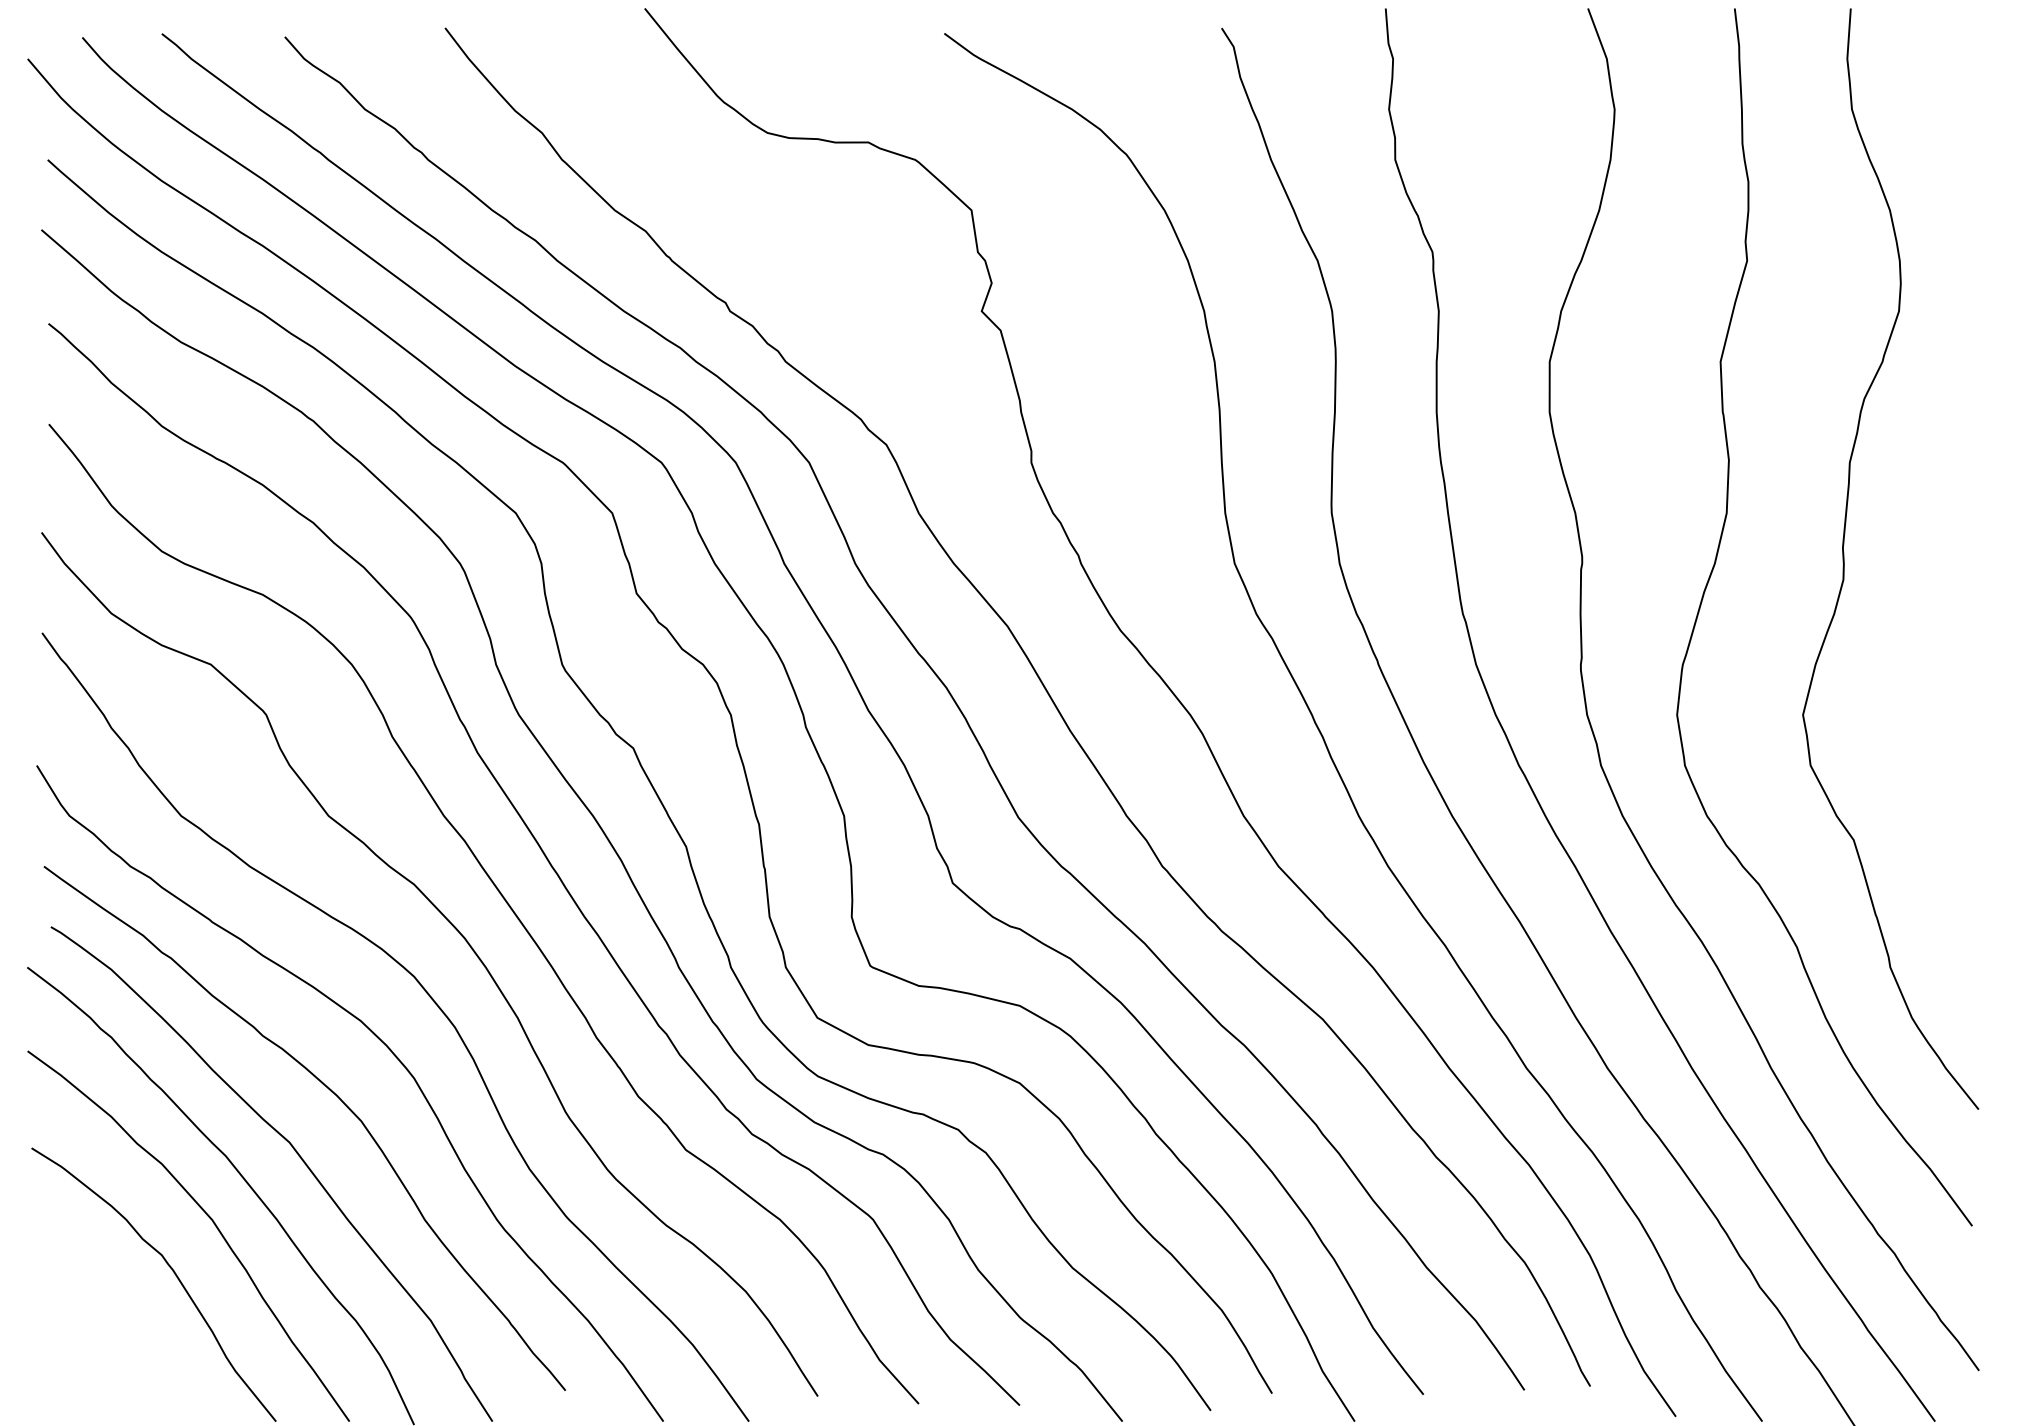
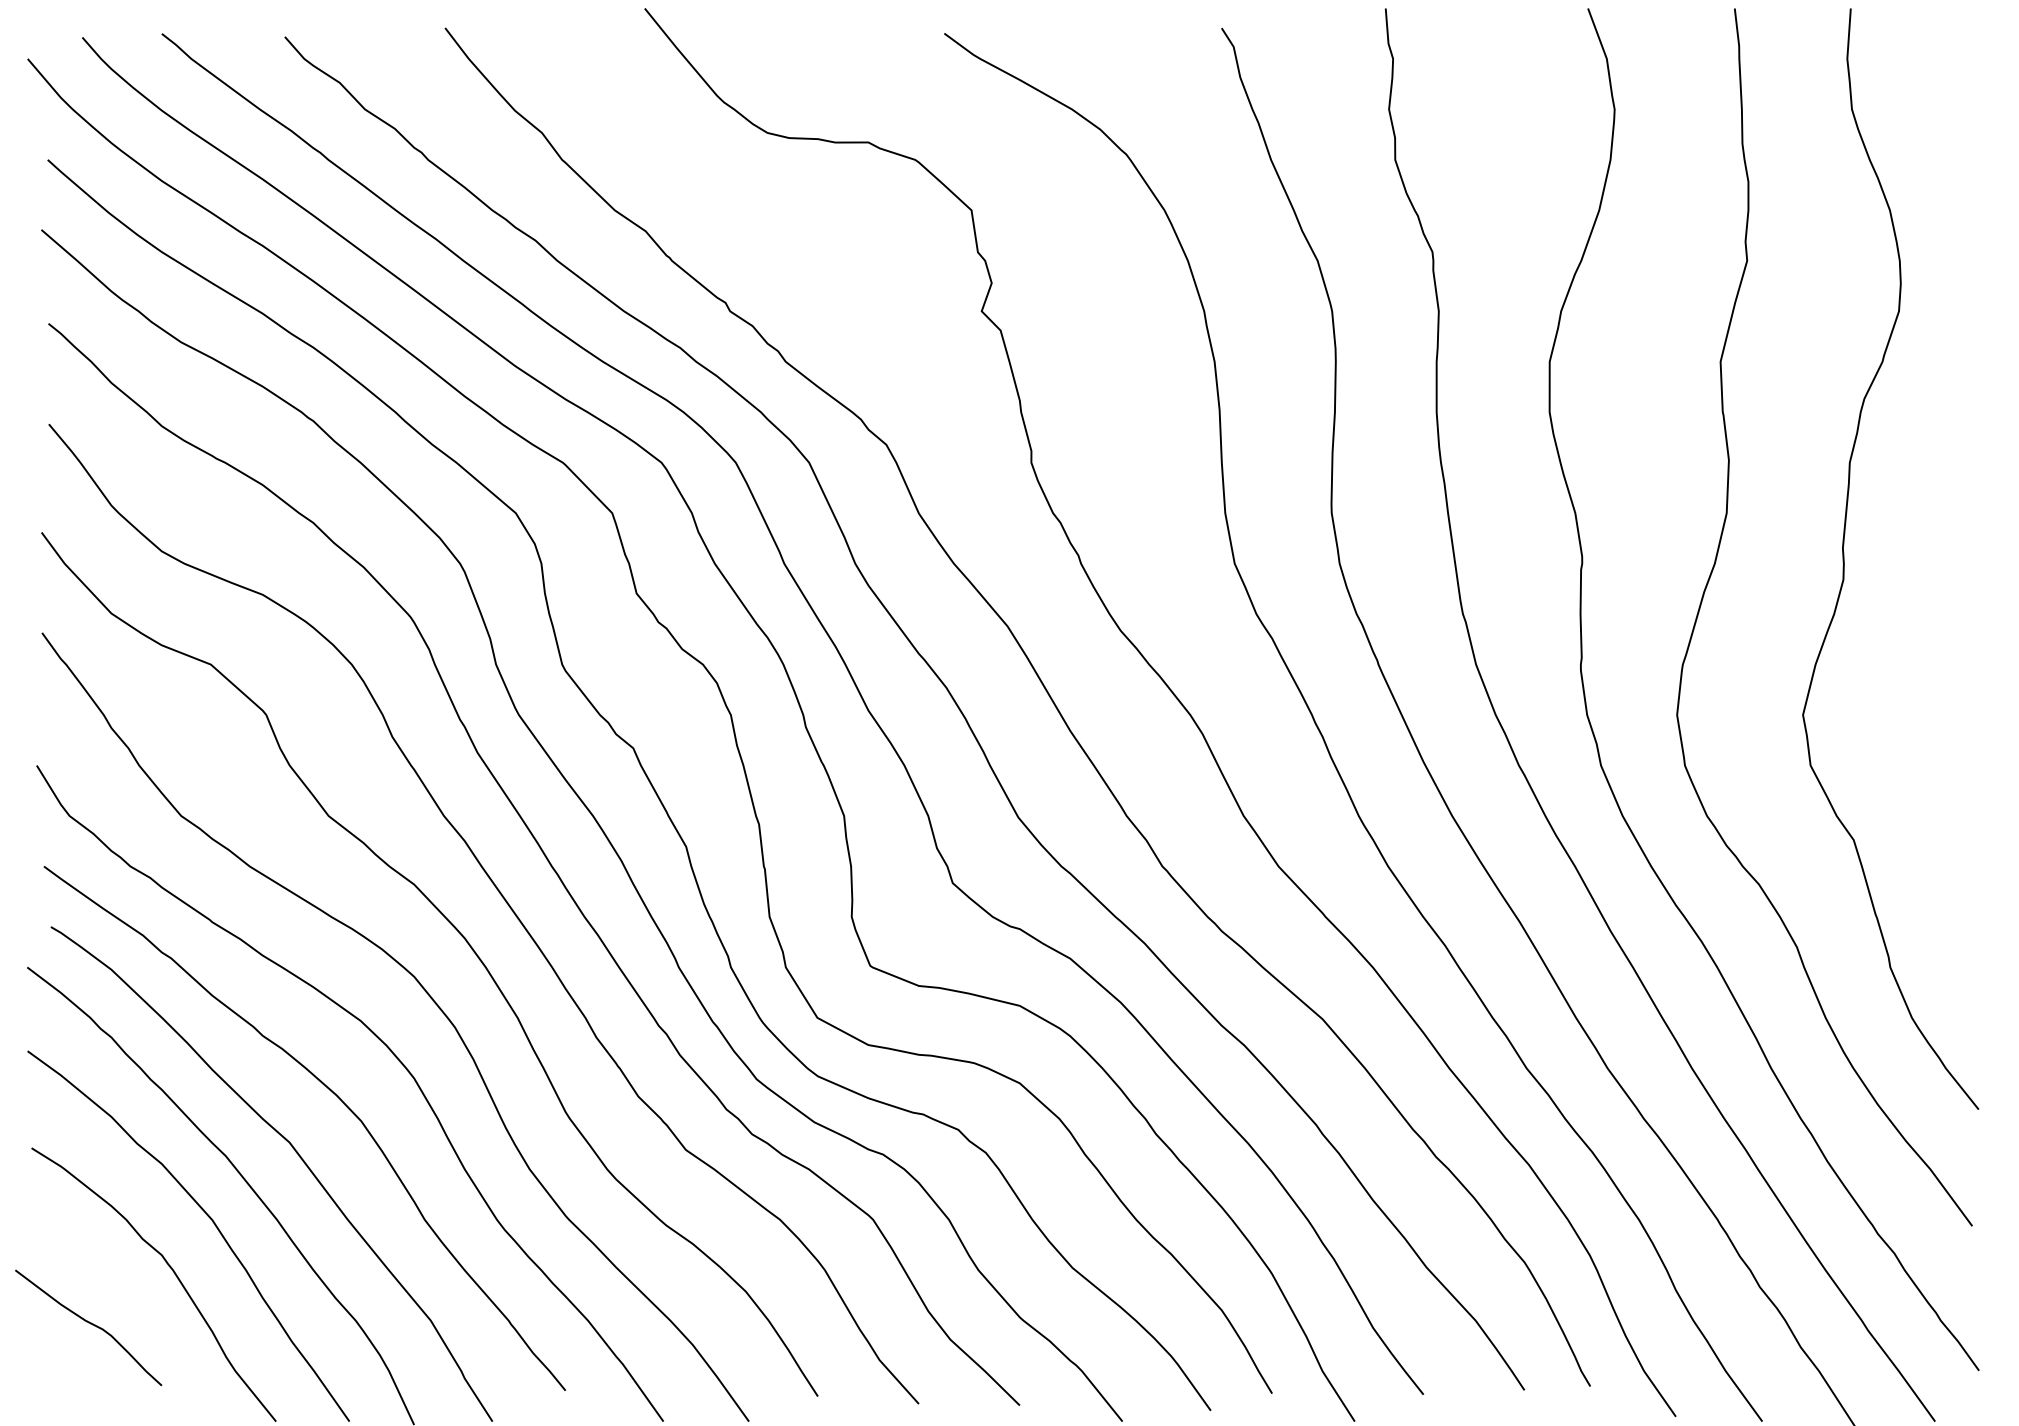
curve: none -> present (90, 1324)
